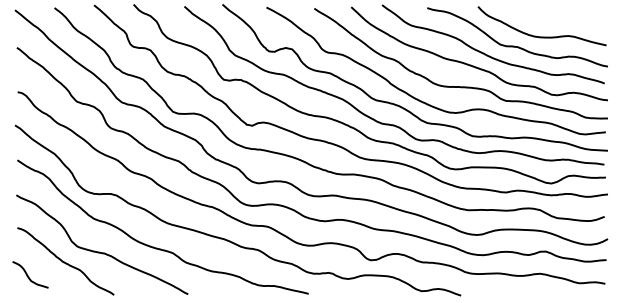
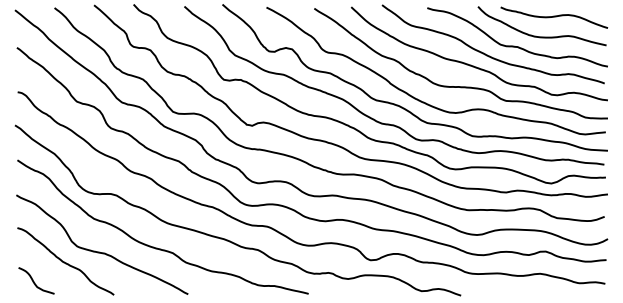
curve: none -> present (554, 17)
curve position: (28, 275) -> (34, 281) (34, 281)
